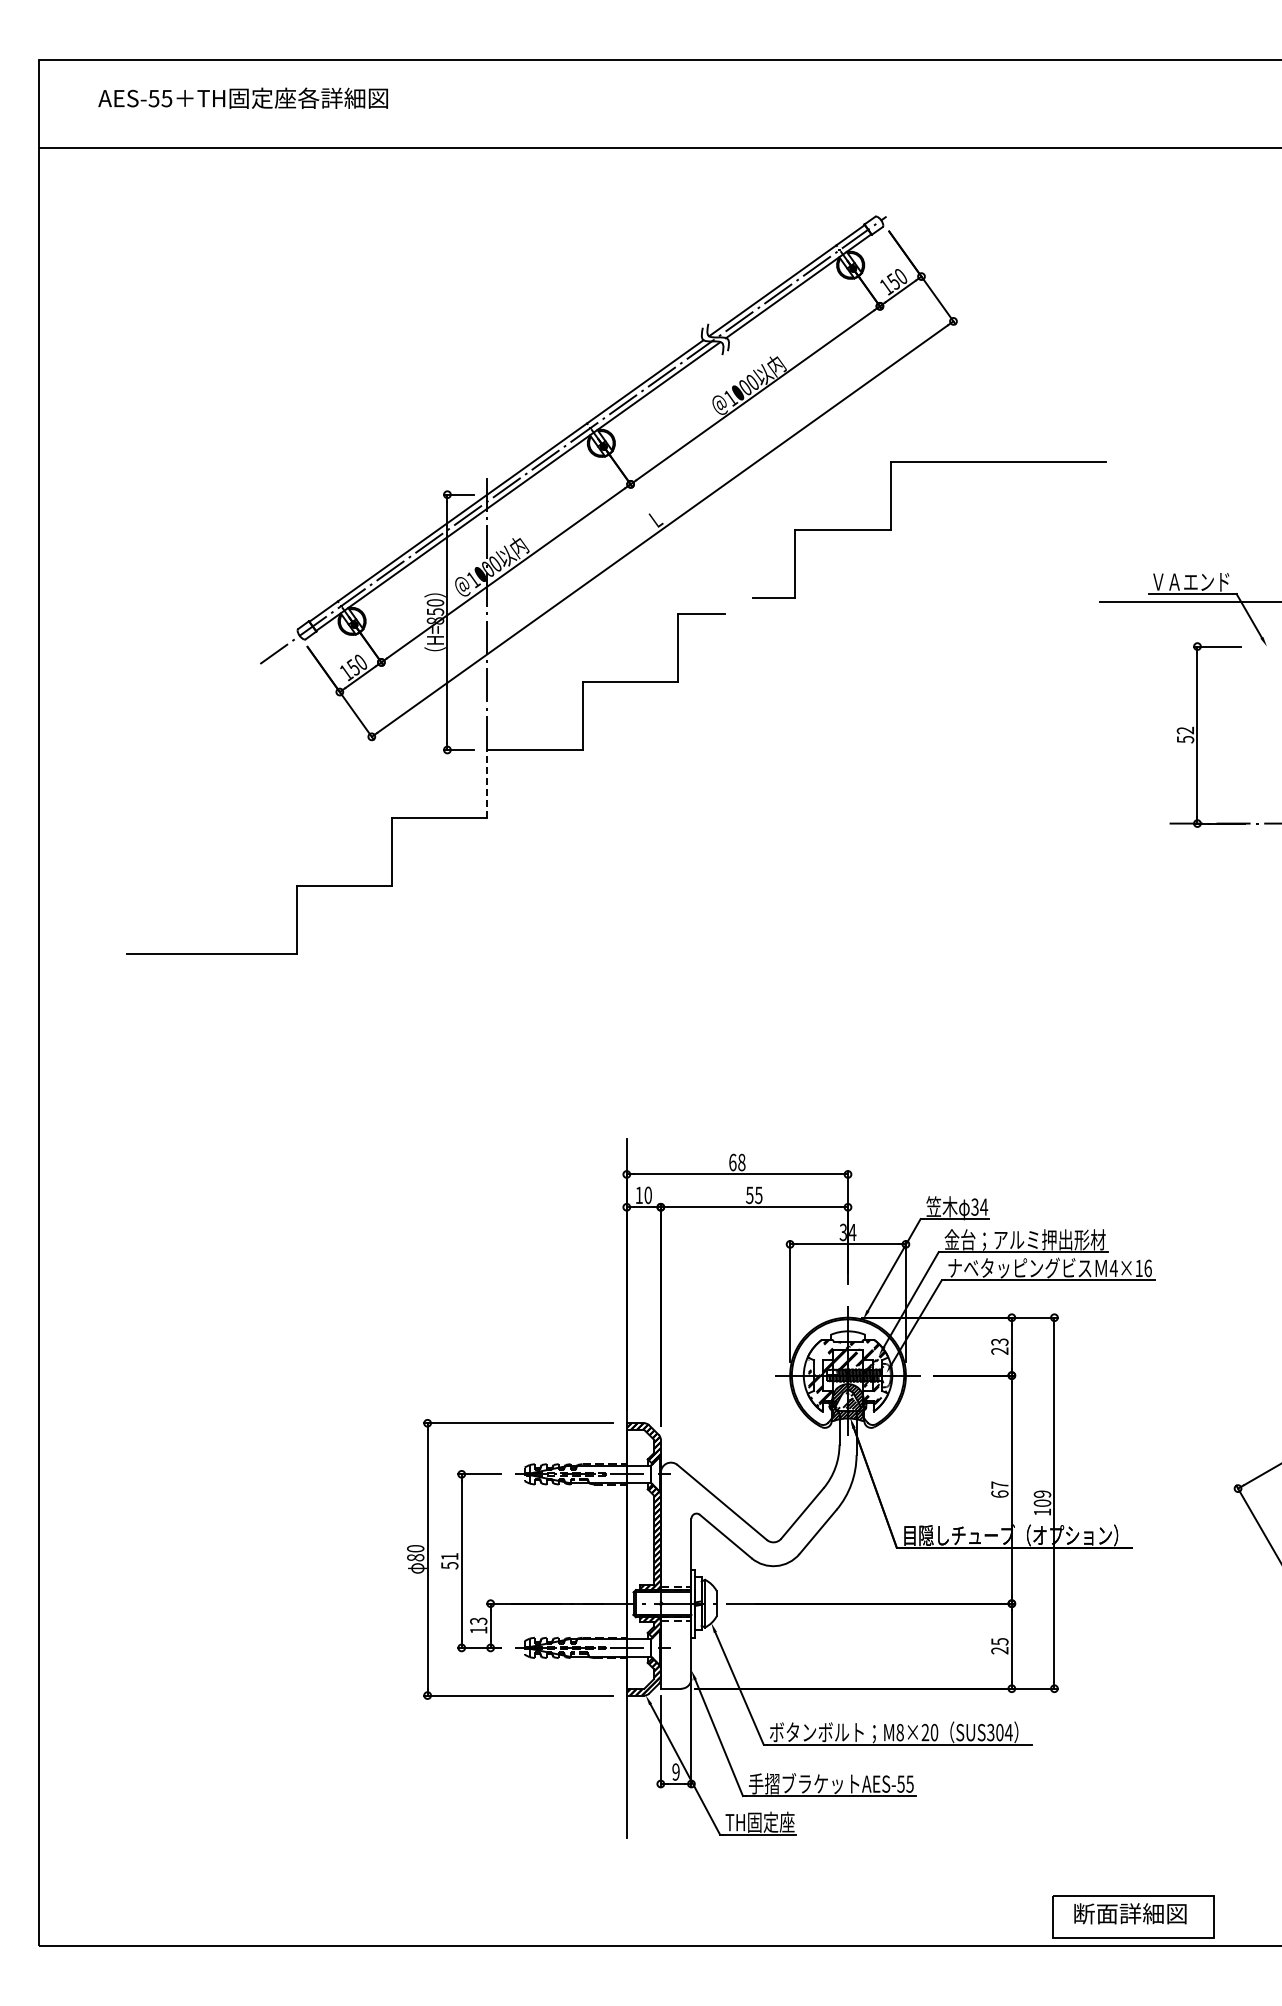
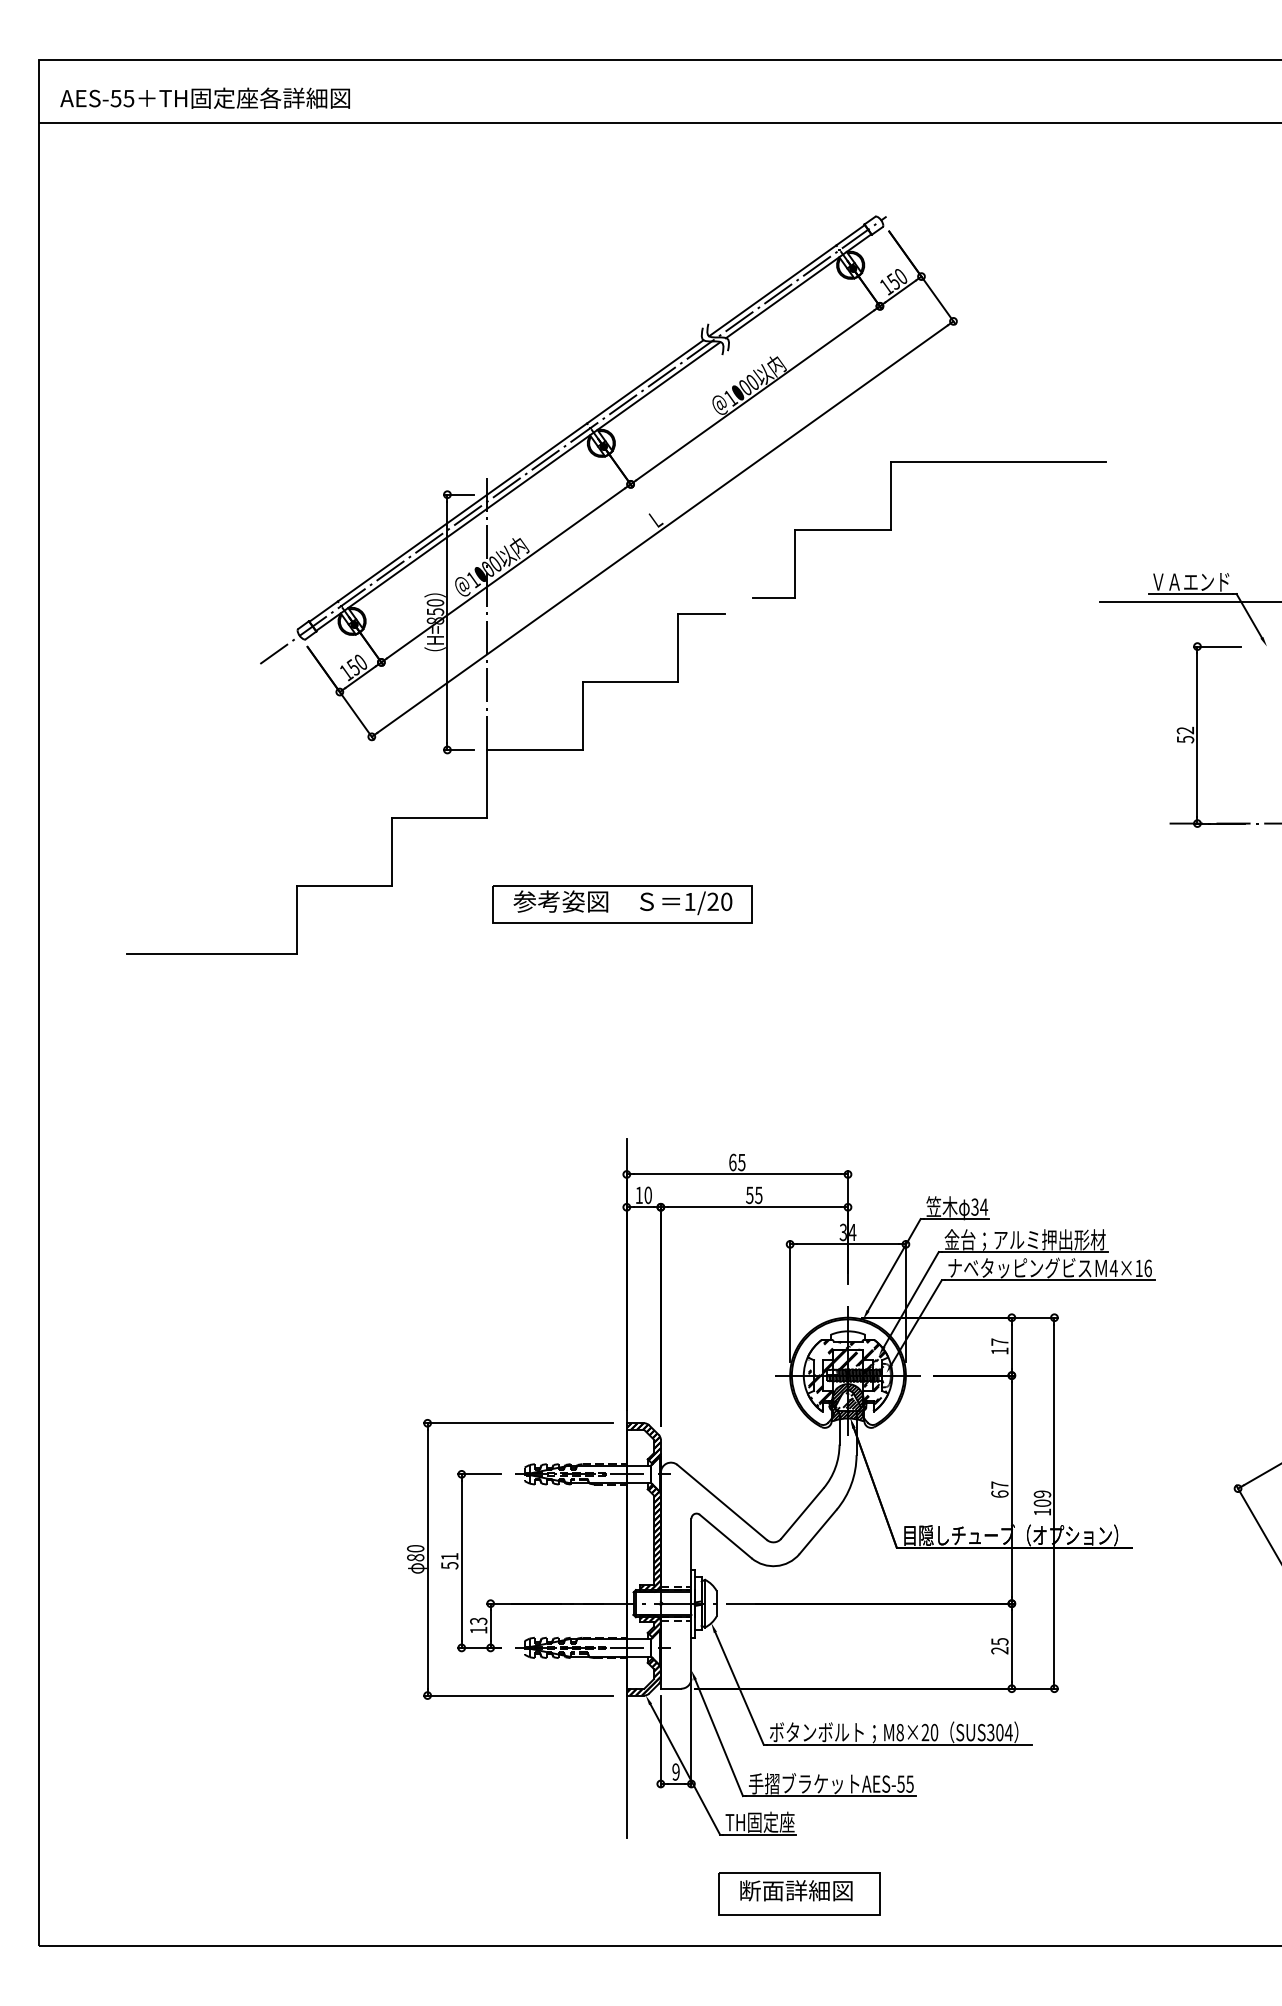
text position: (242, 97) -> (204, 97) (204, 97)
line position: (658, 148) -> (658, 123) (658, 123)
line: dashed -> solid (487, 783)
part: none -> present (622, 904)
text: 68 -> 65 (741, 1162)
text: 23 -> 17 (999, 1346)
part position: (1133, 1916) -> (799, 1893) (799, 1893)
